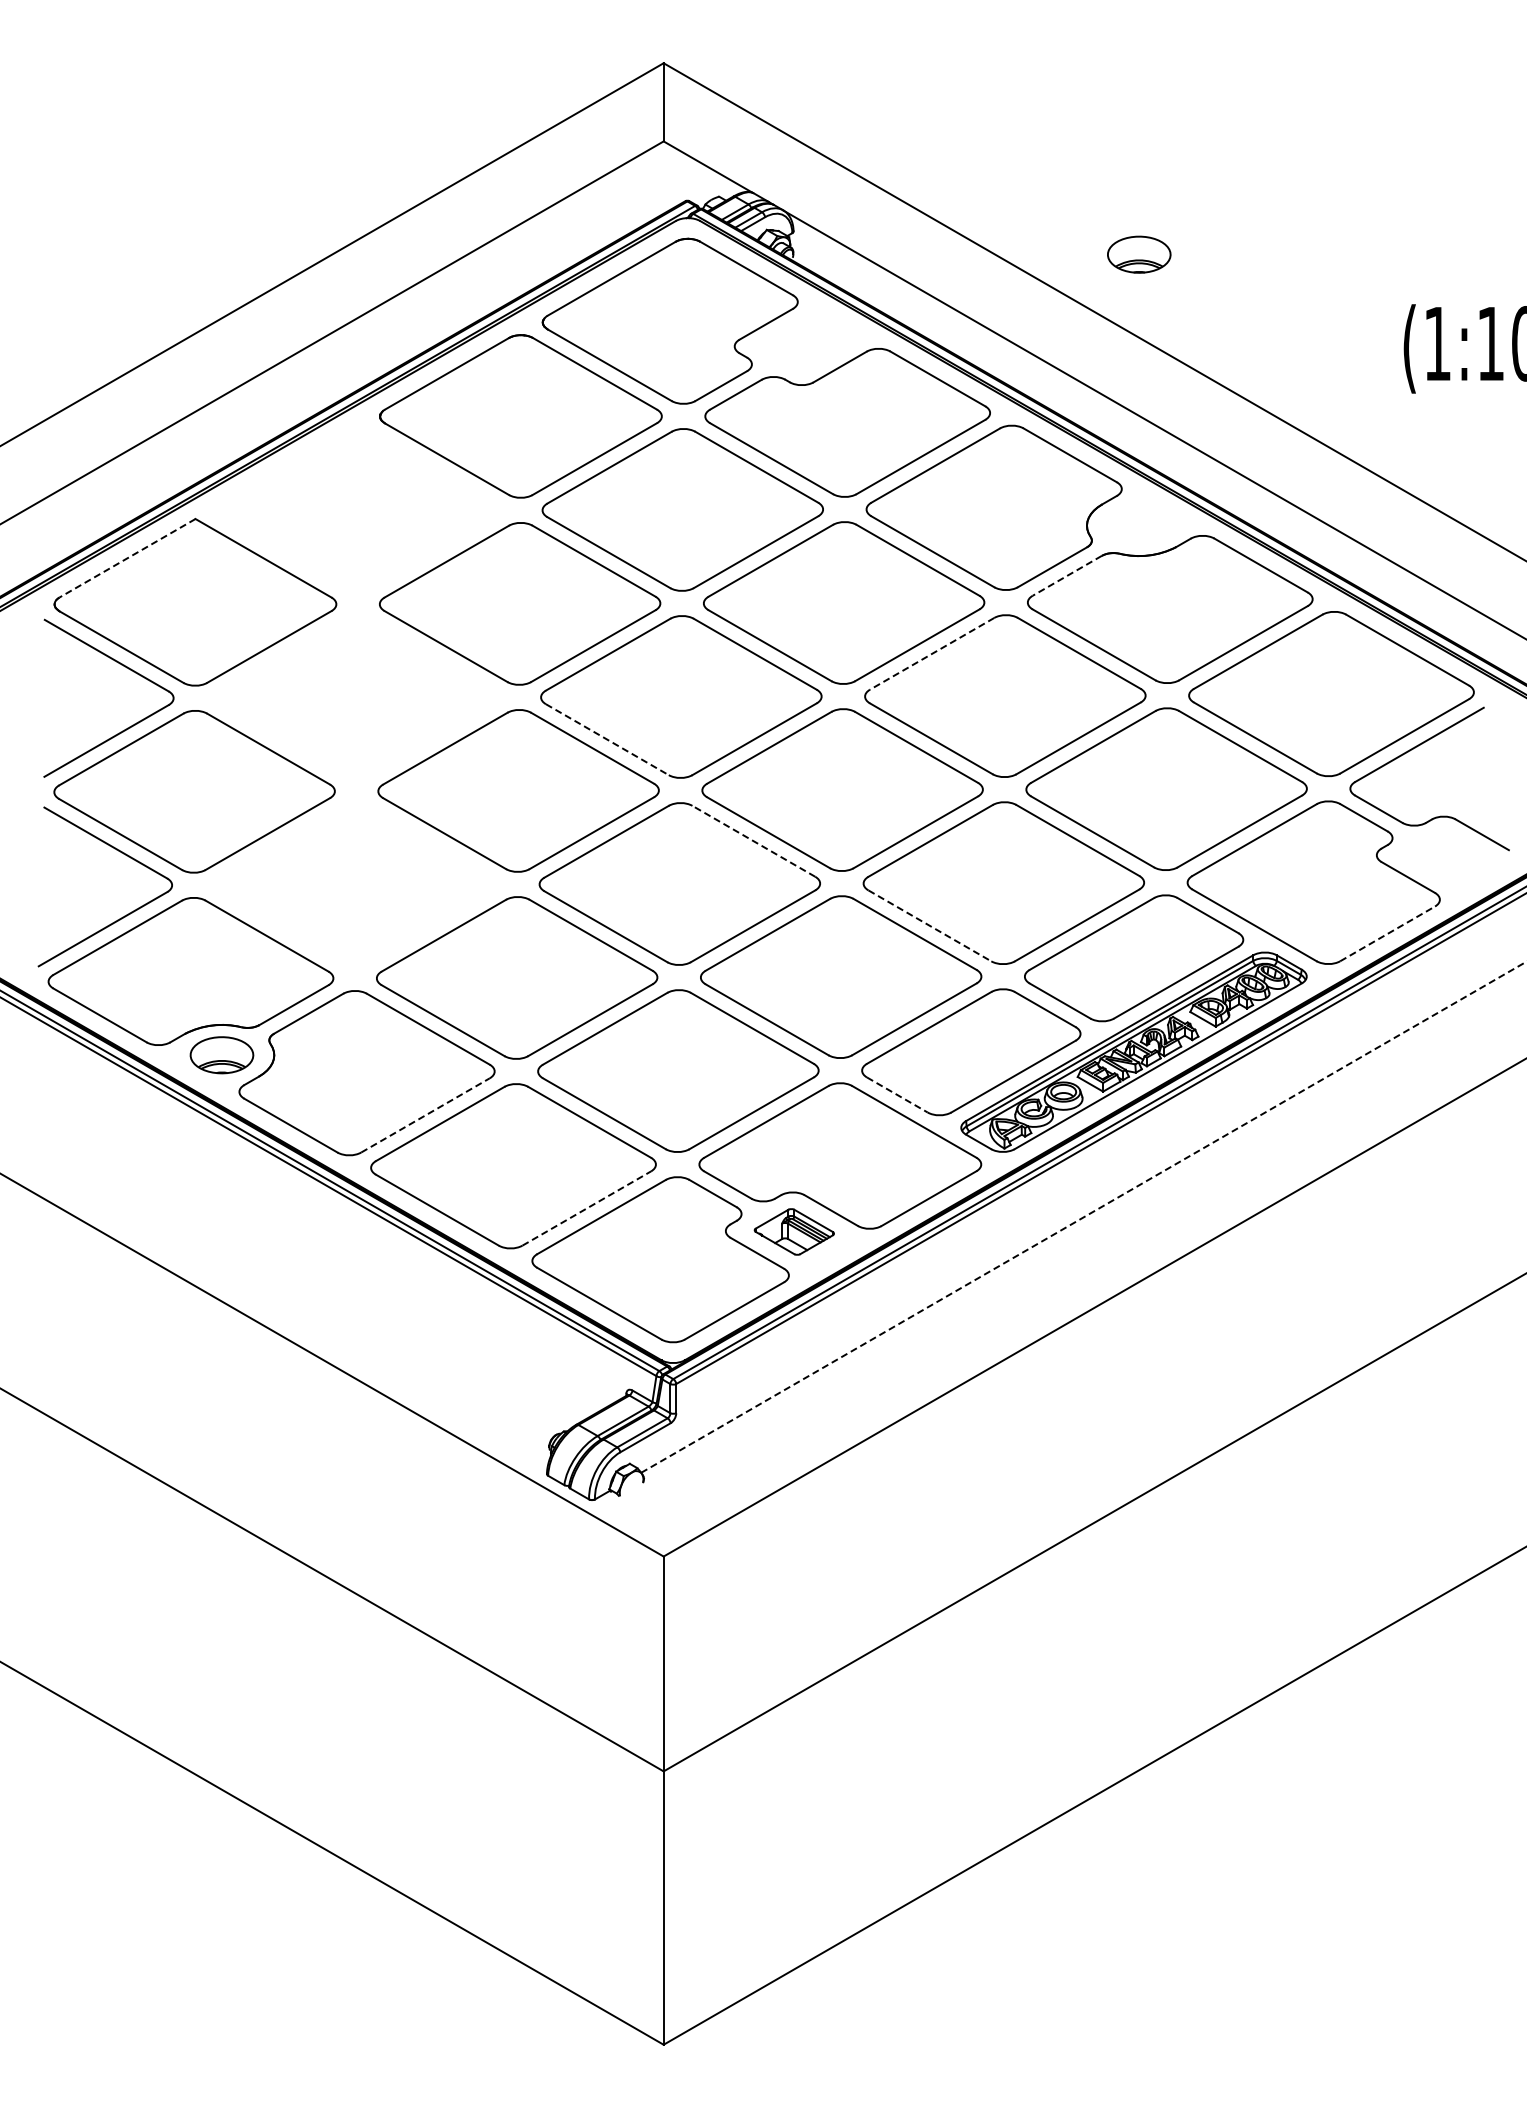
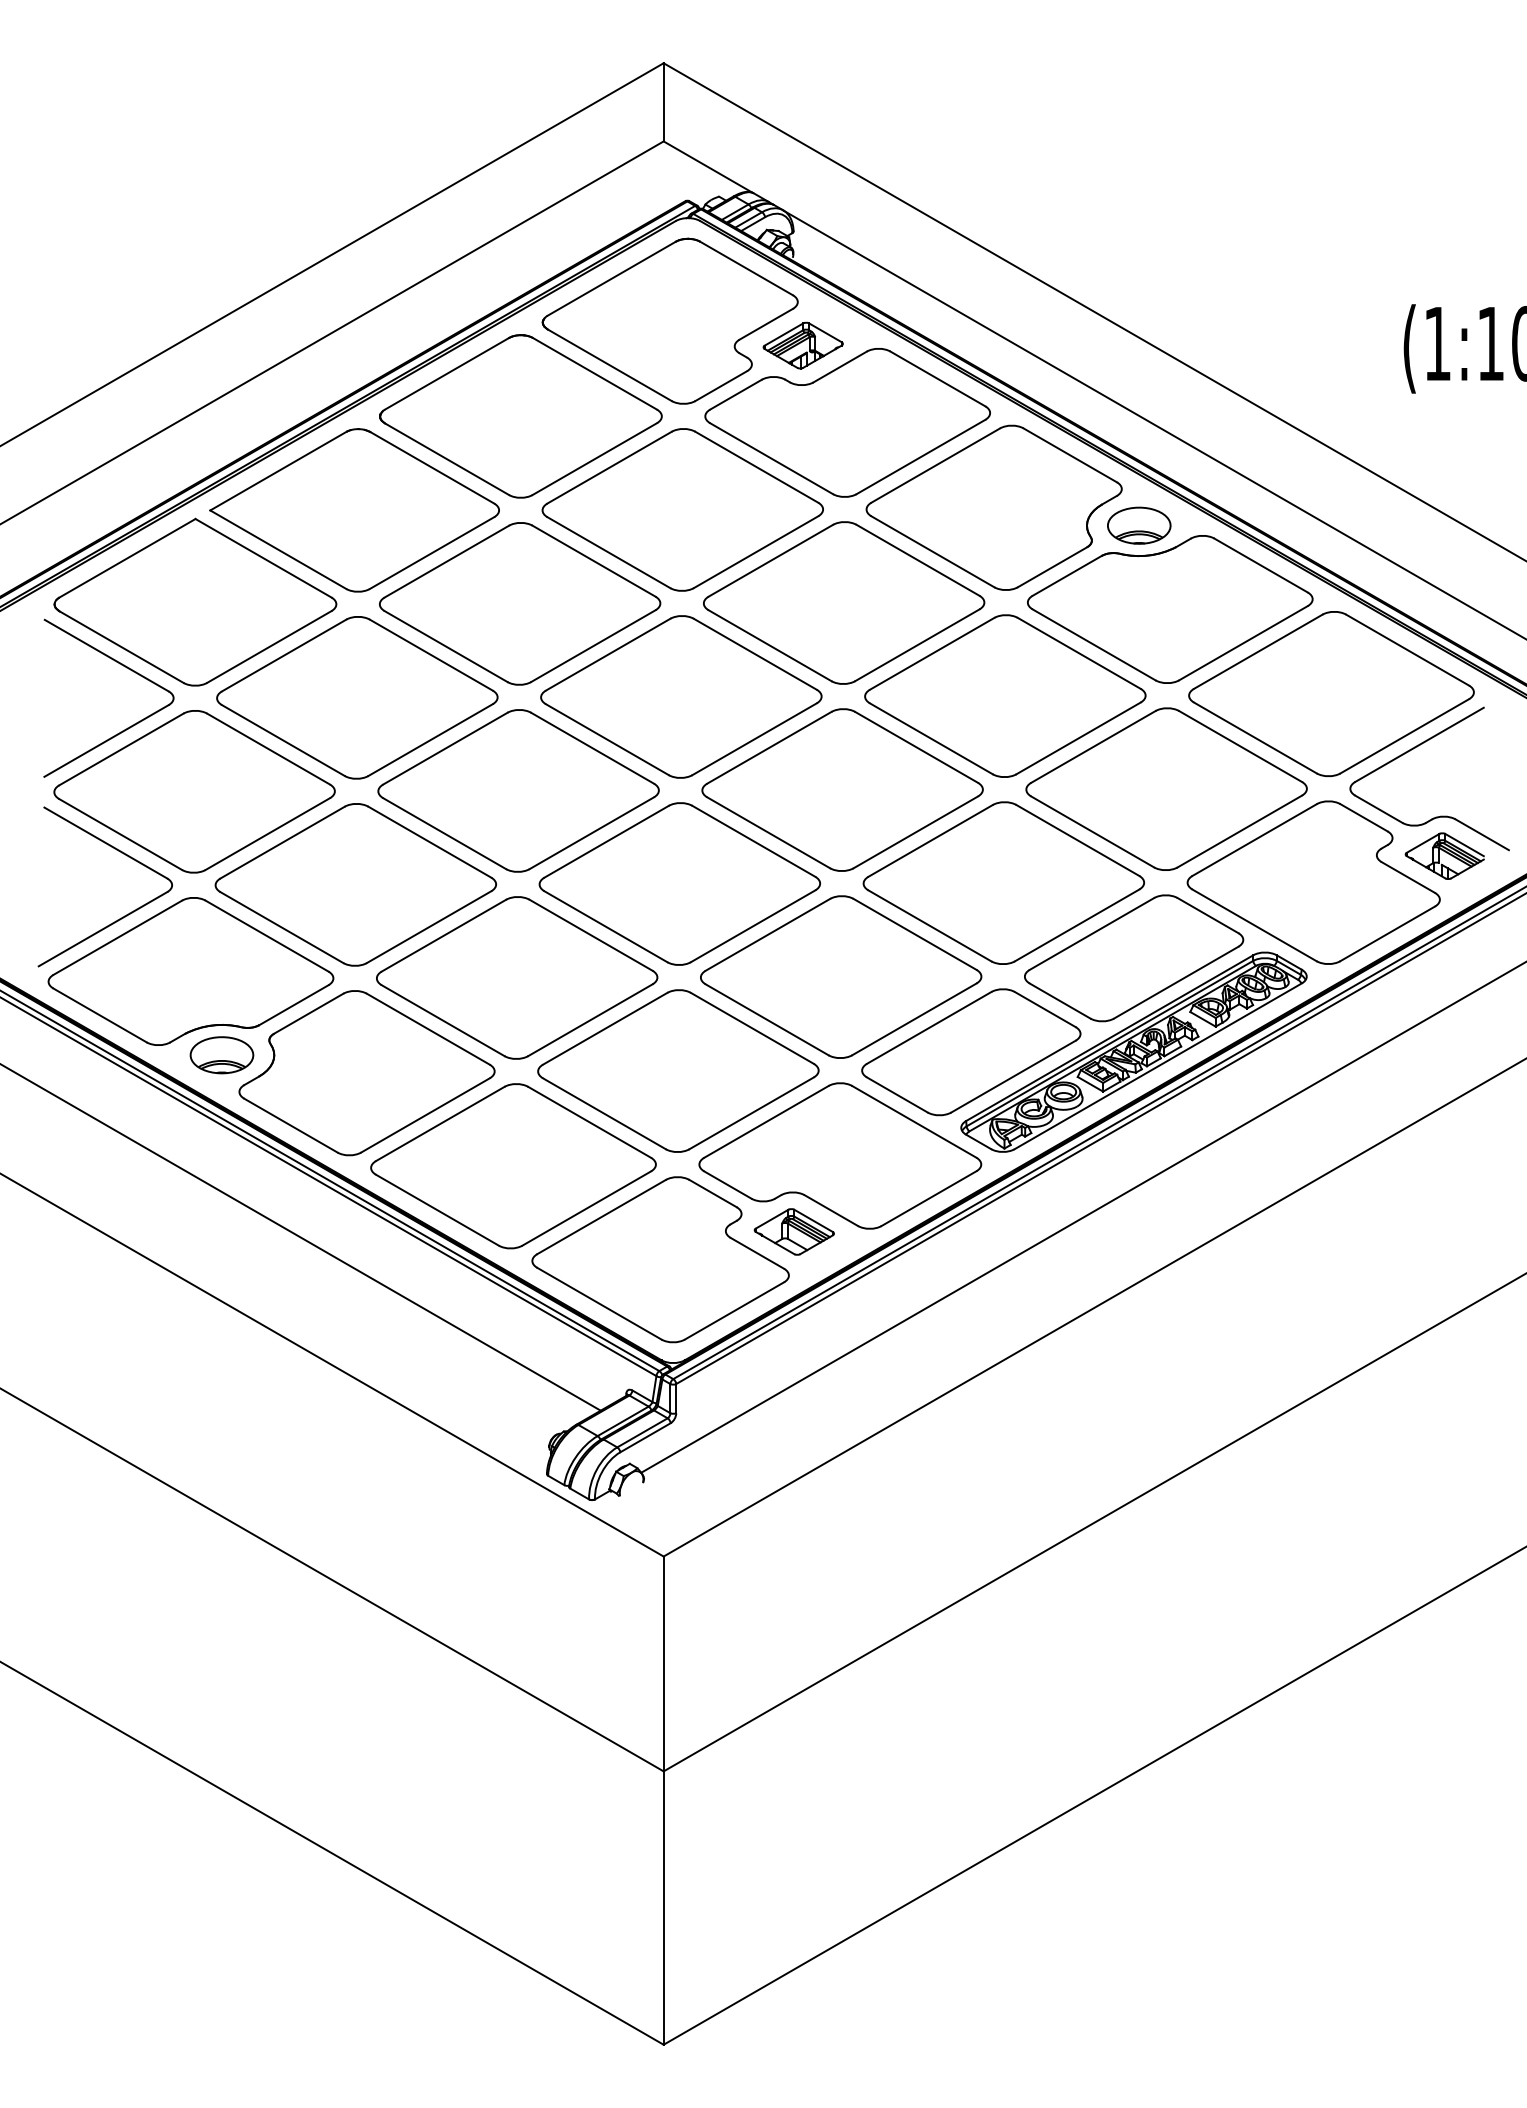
part position: (1139, 254) -> (1139, 525) (1139, 525)
part: none -> present (802, 345)
part: none -> present (354, 510)
line: dashed -> solid (127, 558)
line: dashed -> solid (1067, 575)
line: dashed -> solid (932, 653)
part: none -> present (357, 697)
line: dashed -> solid (607, 739)
line: dashed -> solid (753, 841)
part: none -> present (1444, 855)
part: none -> present (355, 884)
line: dashed -> solid (929, 925)
line: dashed -> solid (1387, 933)
line: dashed -> solid (897, 1095)
line: dashed -> solid (425, 1115)
line: dashed -> solid (587, 1208)
line: dashed -> solid (1084, 1217)
line: none -> present (301, 1237)
